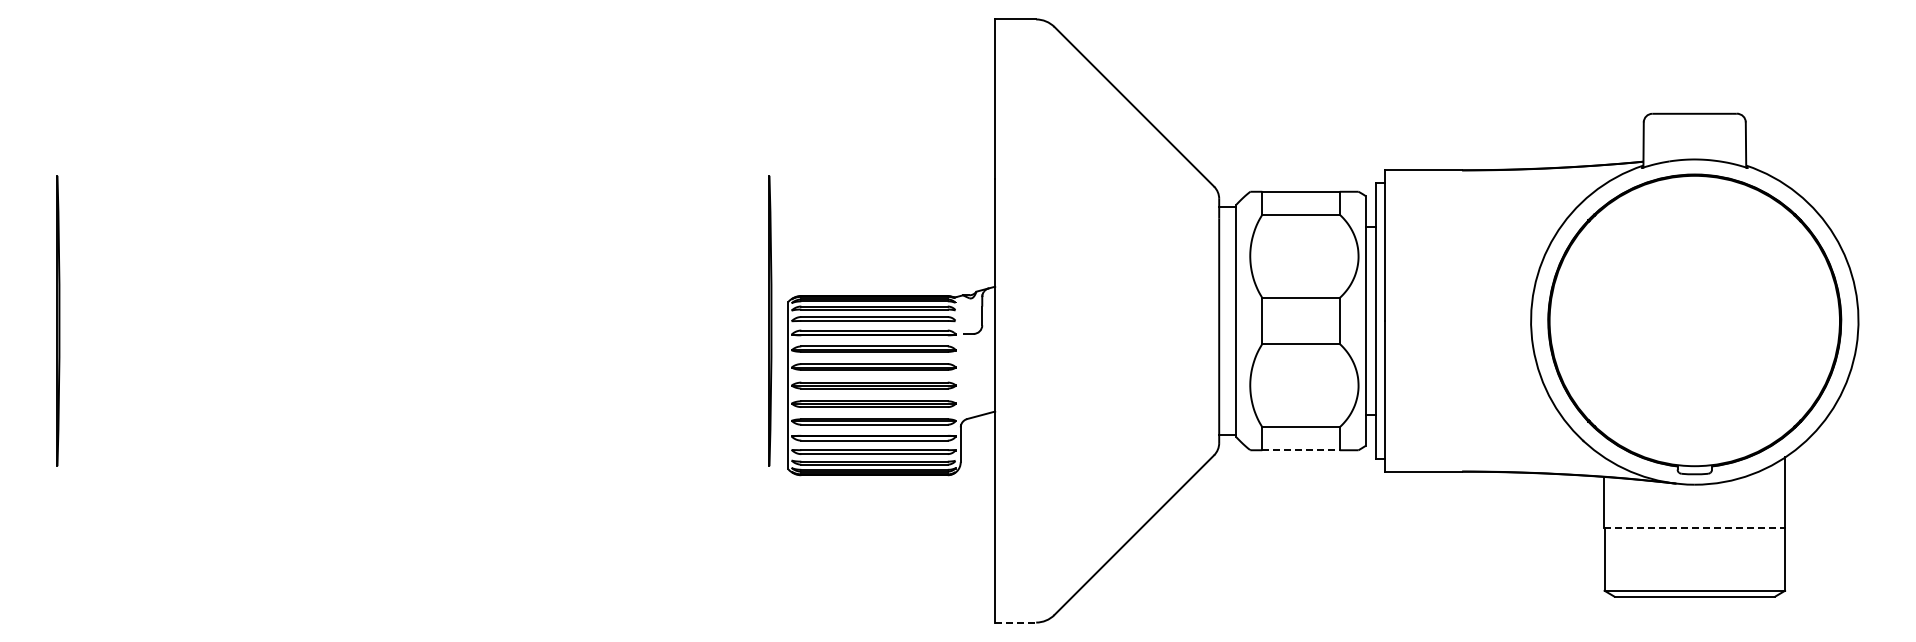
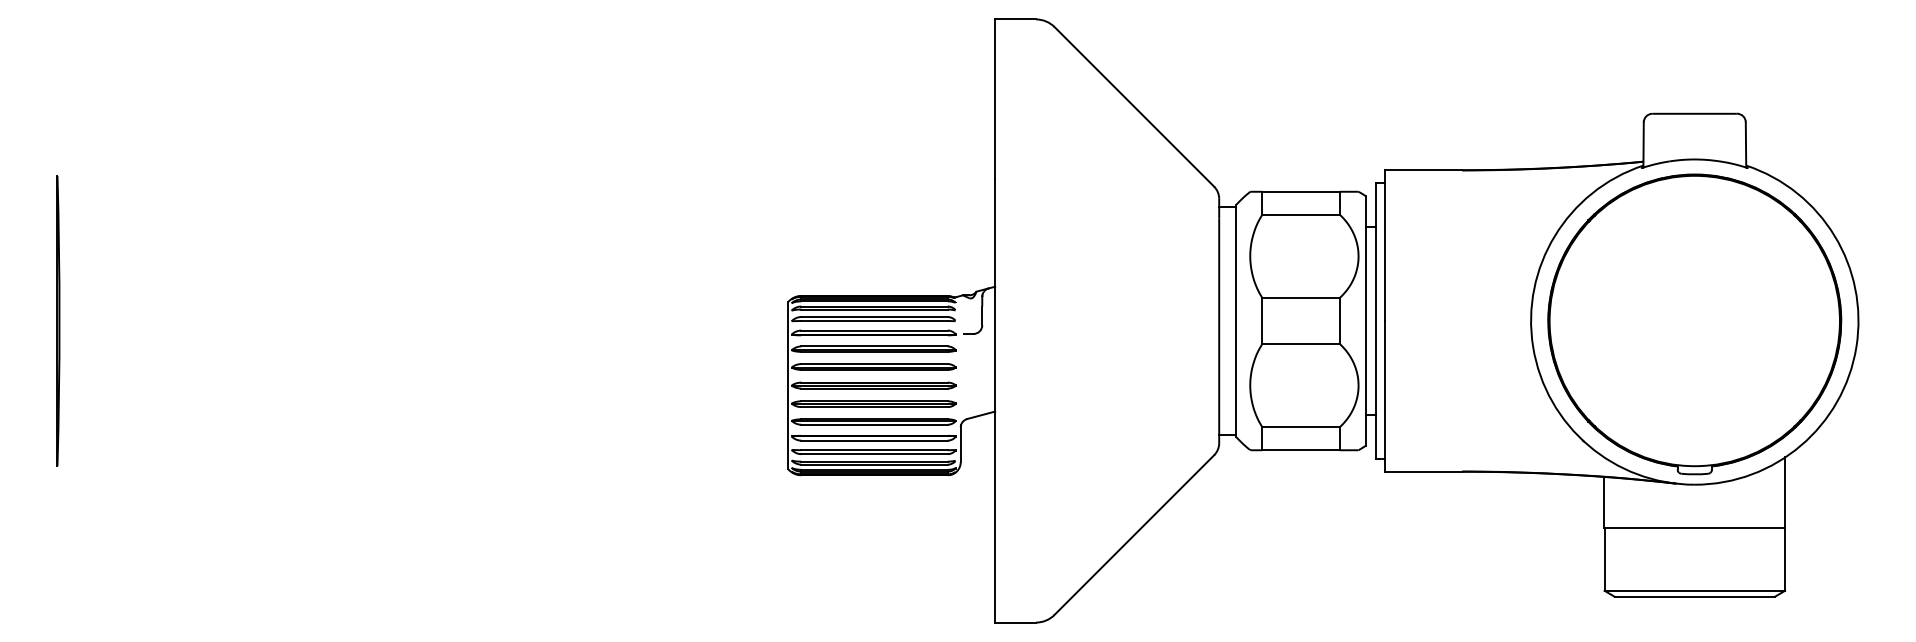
line: present -> none (770, 320)
line: dashed -> solid (1301, 450)
line: dashed -> solid (1695, 527)
line: dashed -> solid (1015, 622)
